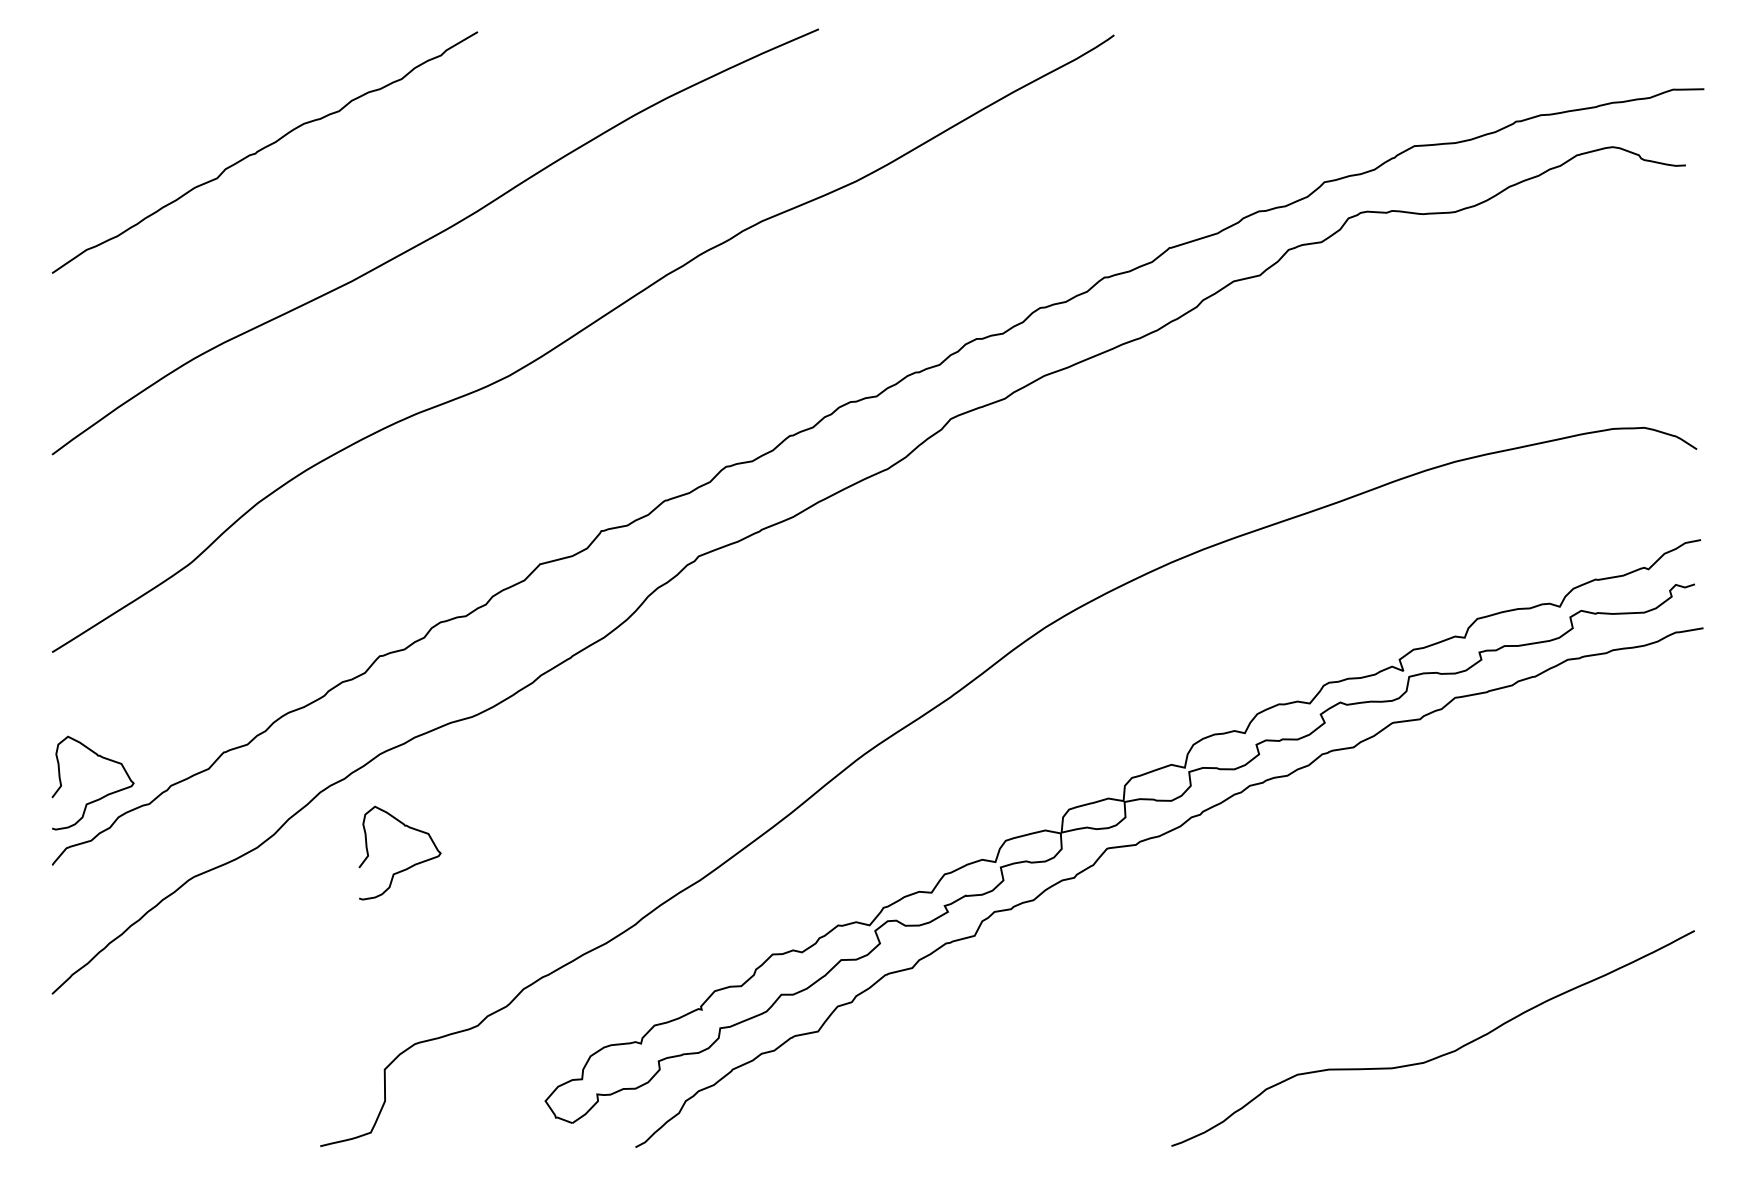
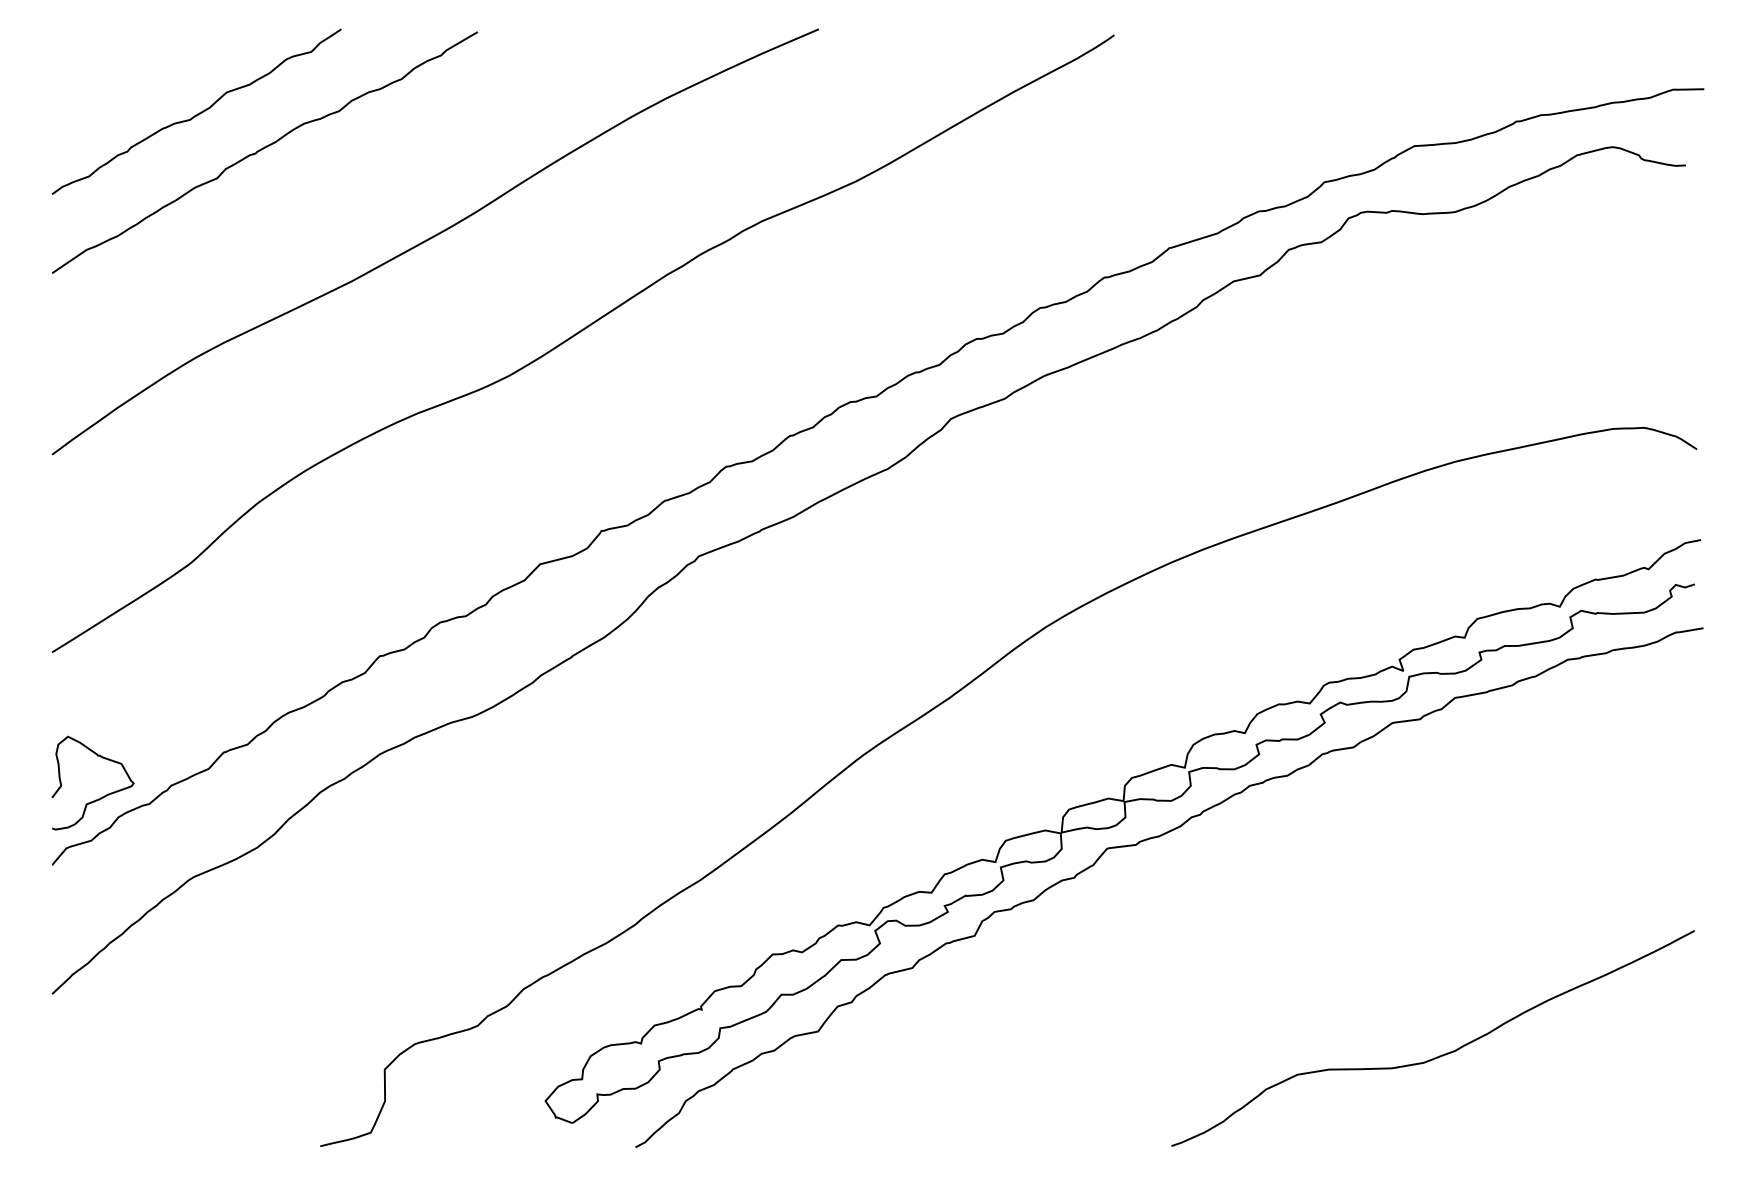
curve: none -> present (197, 113)
curve: present -> none (407, 867)
